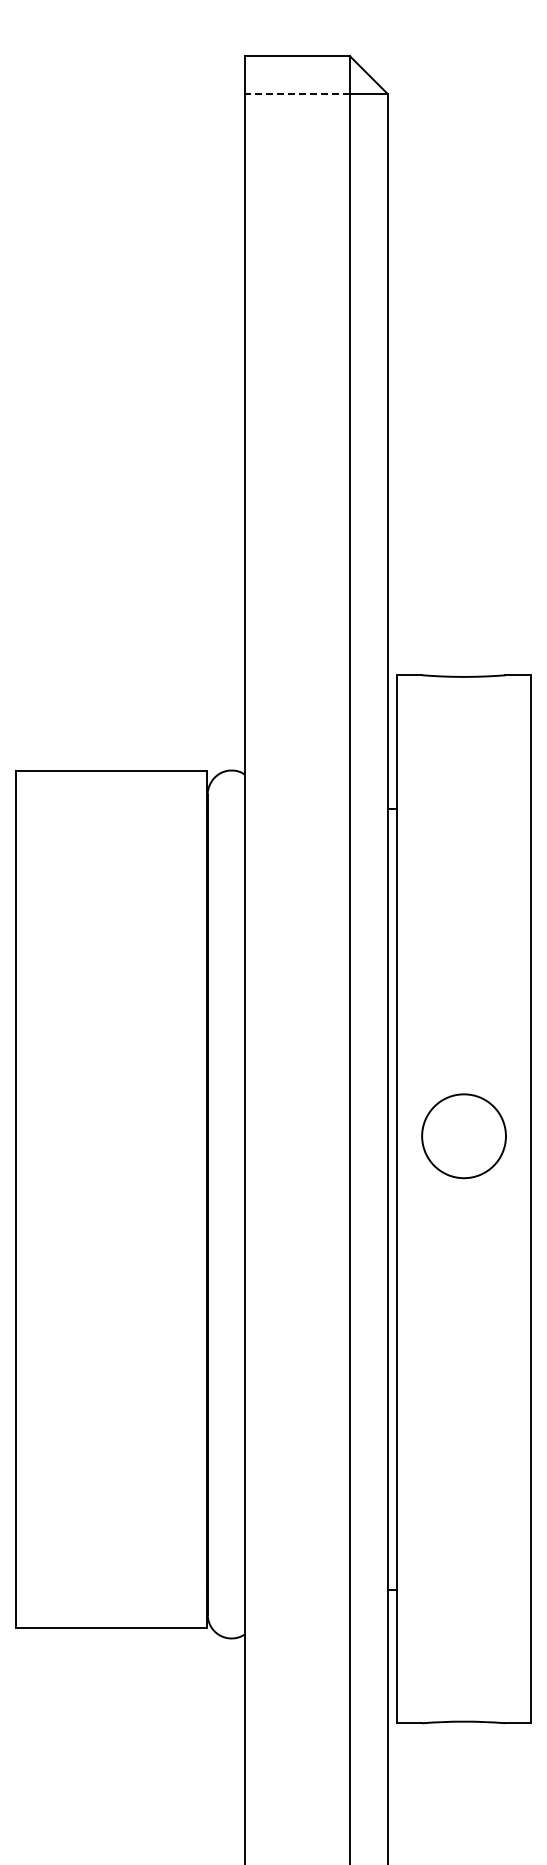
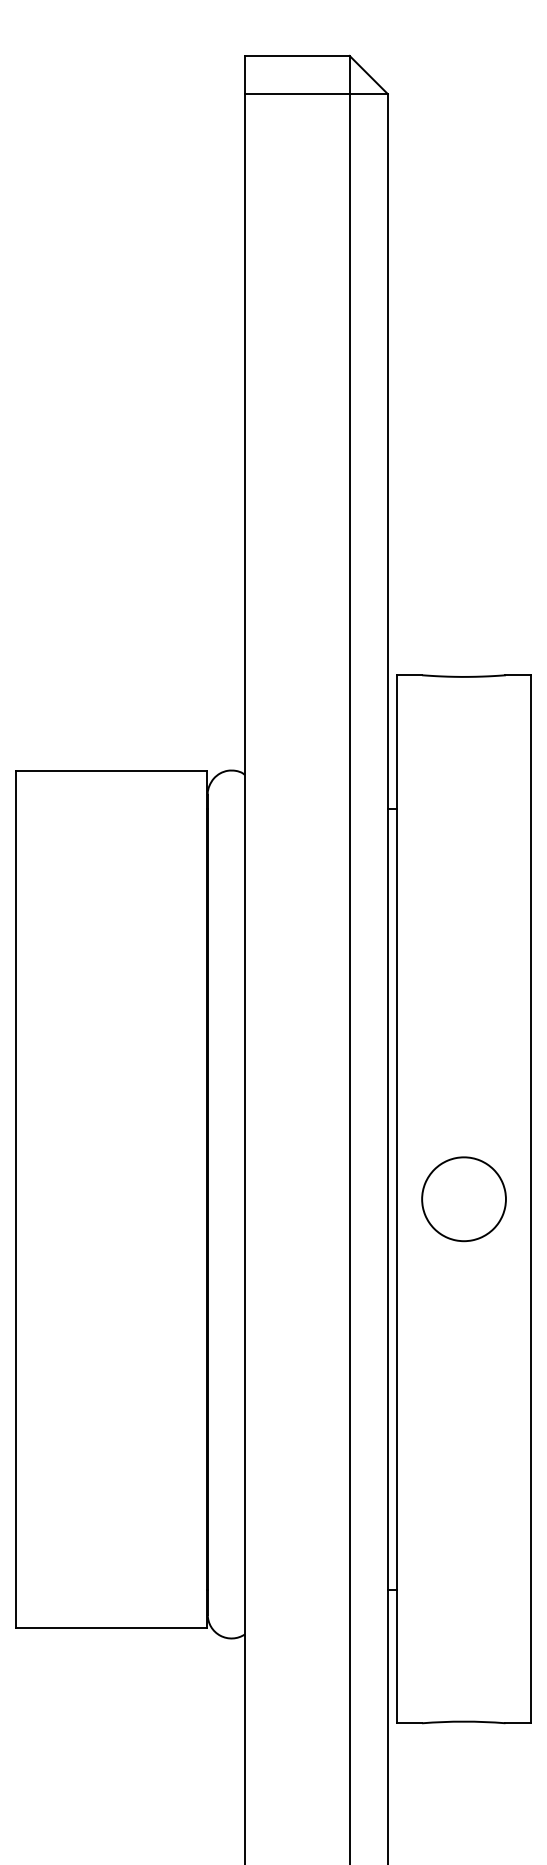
line: dashed -> solid (296, 94)
part position: (463, 1136) -> (463, 1199) (463, 1199)
